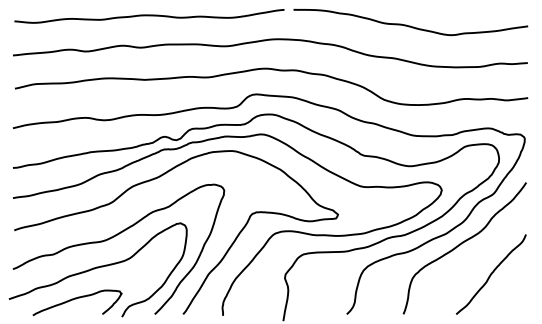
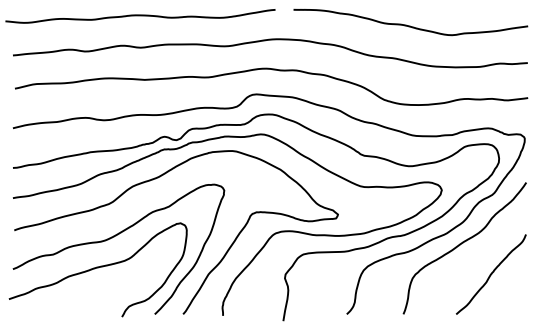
curve position: (149, 16) -> (140, 16) (140, 16)
curve: present -> none (76, 299)
